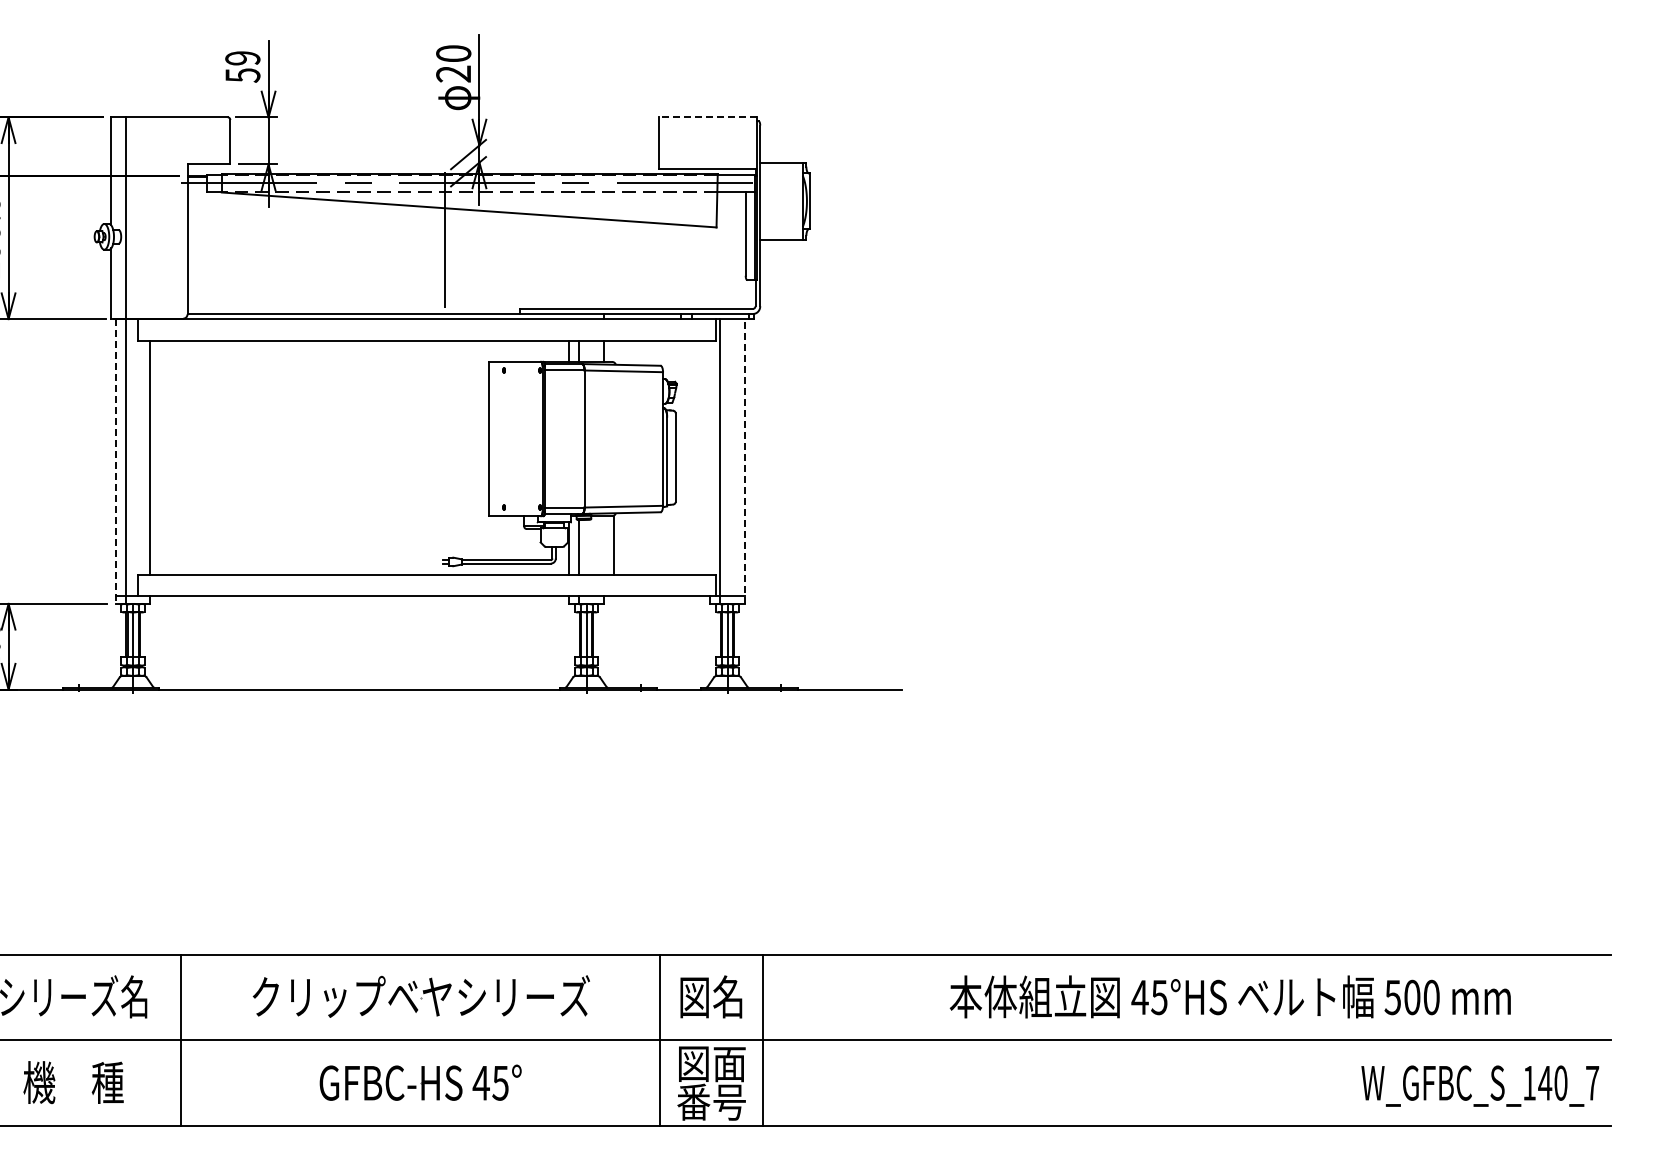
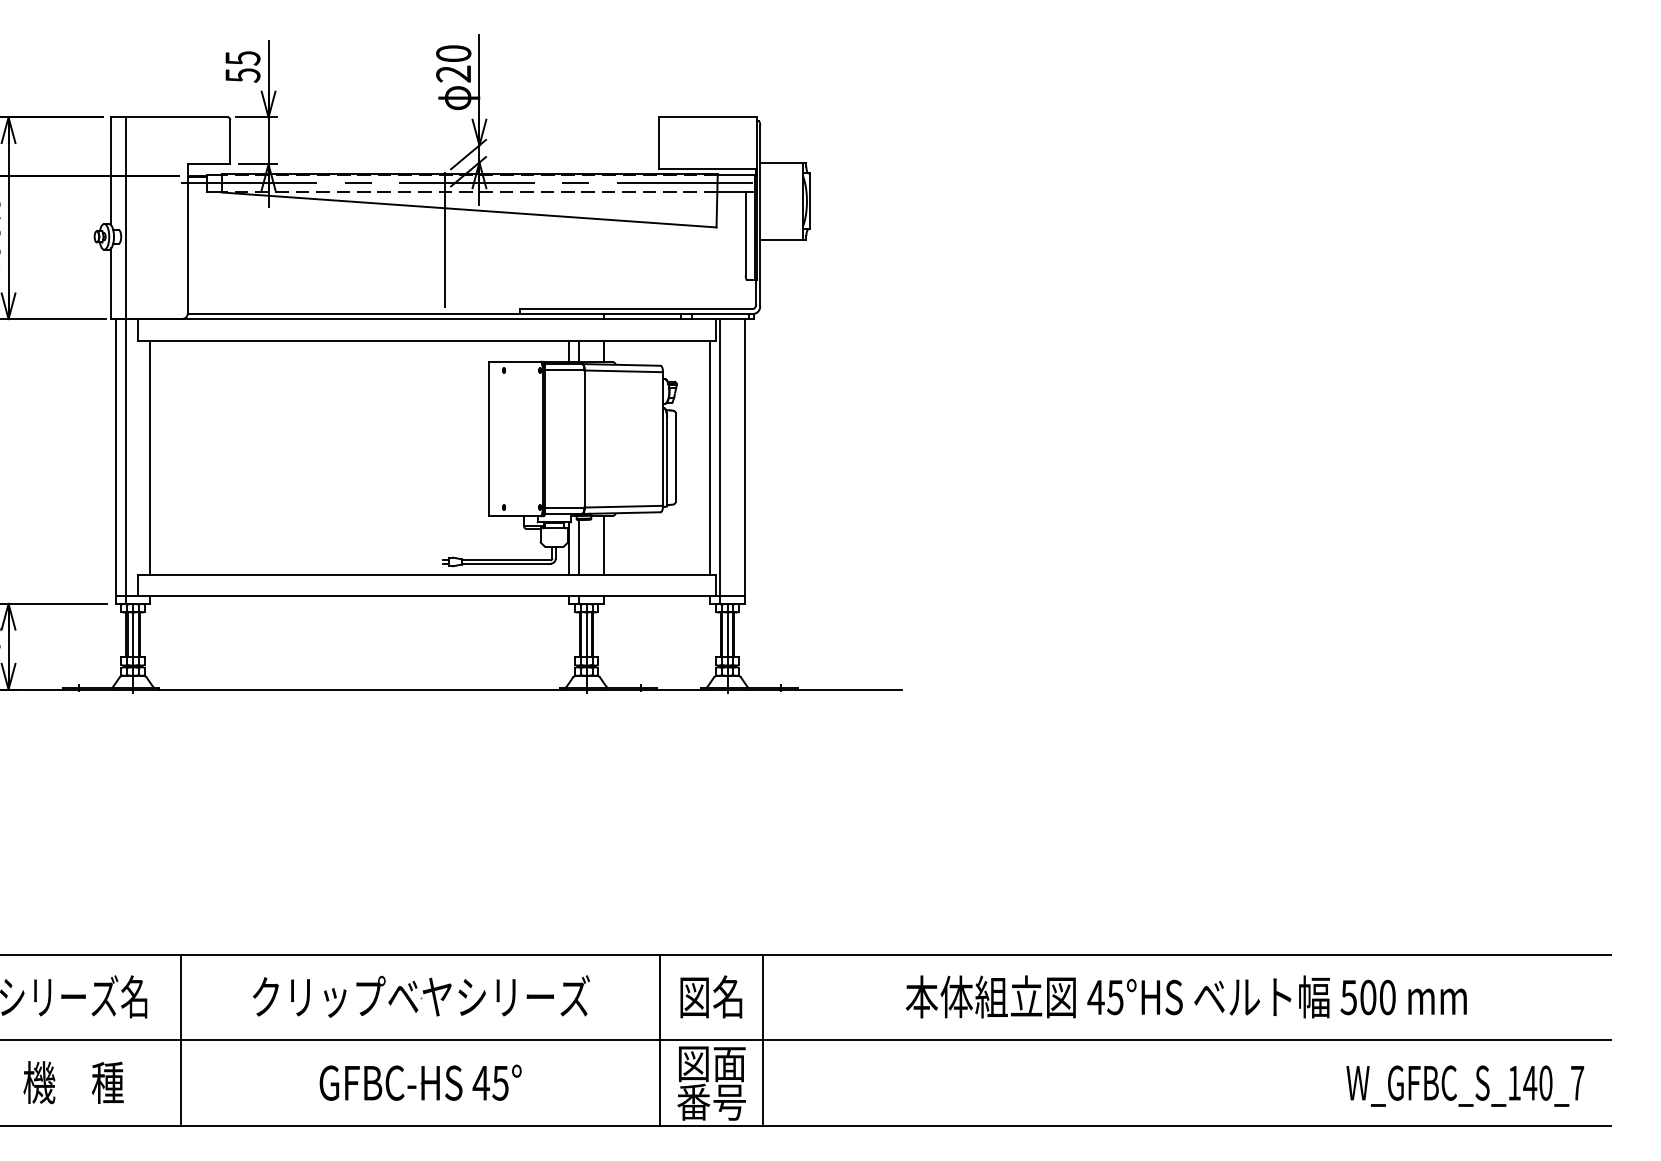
text: 59 -> 55 (242, 58)
line: dashed -> solid (707, 117)
line: none -> present (710, 457)
line: dashed -> solid (744, 461)
line: dashed -> solid (115, 462)
line position: (613, 545) -> (603, 545) (603, 545)
text position: (1229, 996) -> (1185, 996) (1185, 996)
text position: (1480, 1085) -> (1465, 1085) (1465, 1085)
